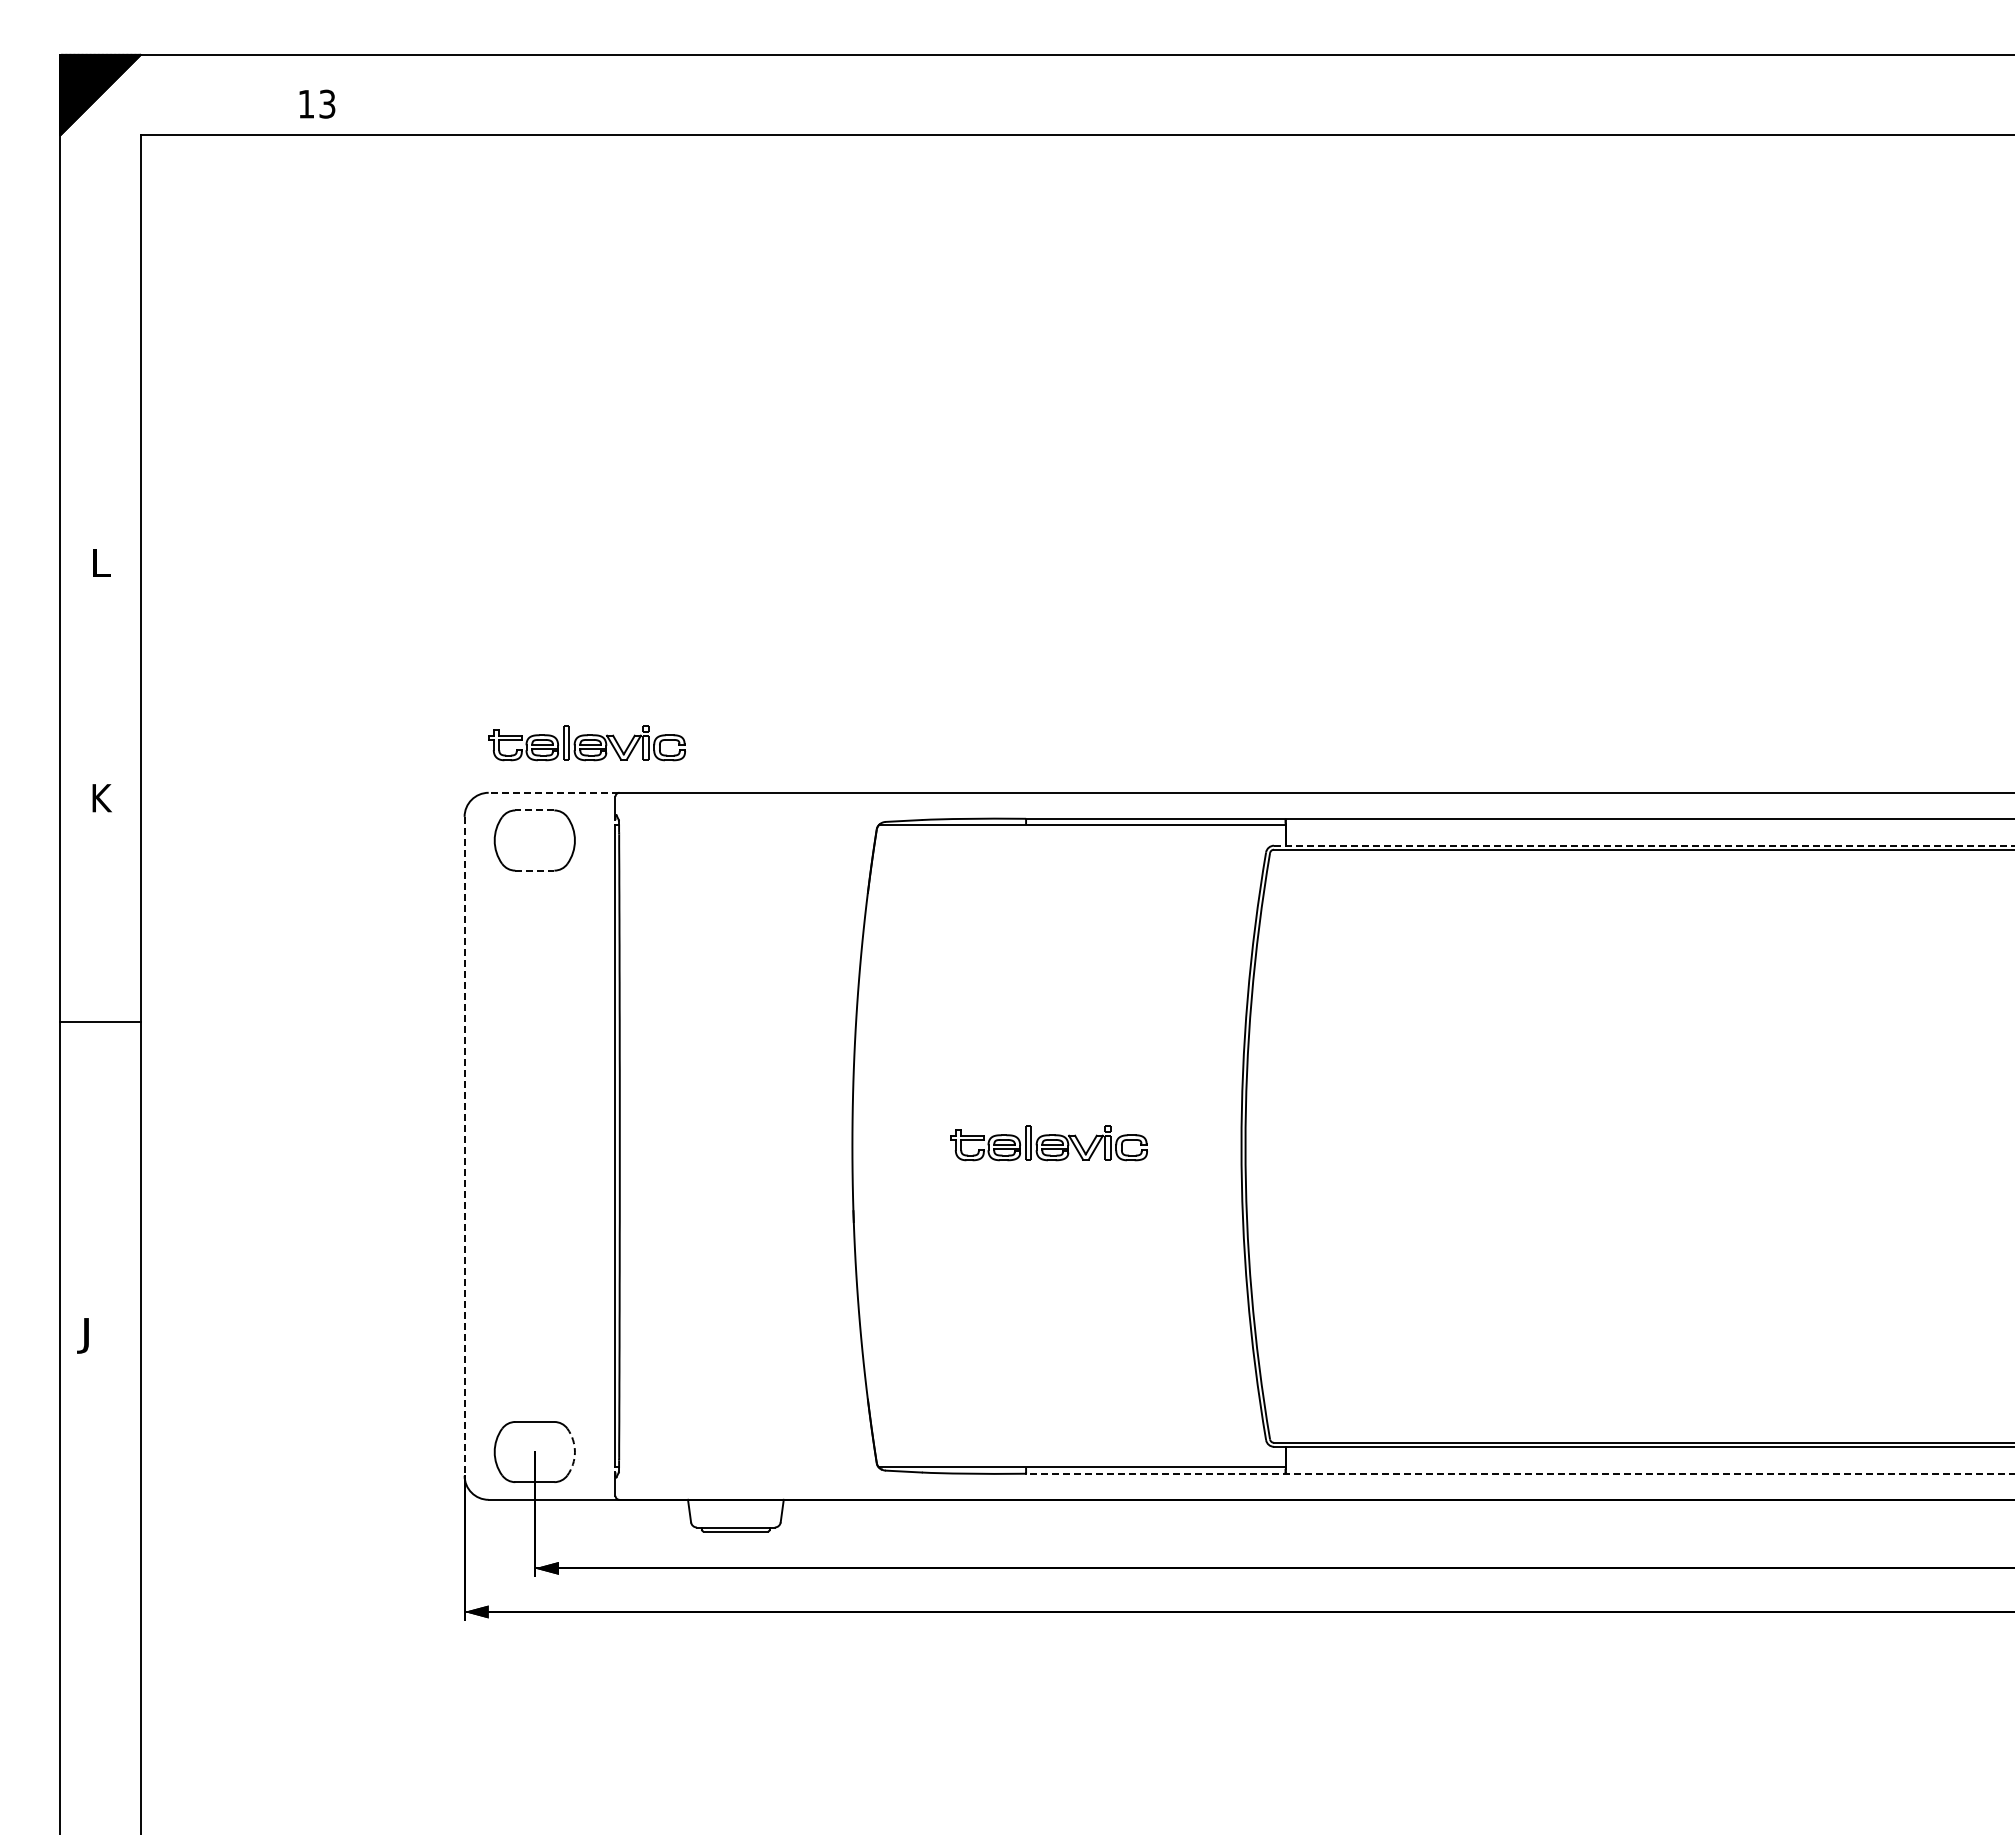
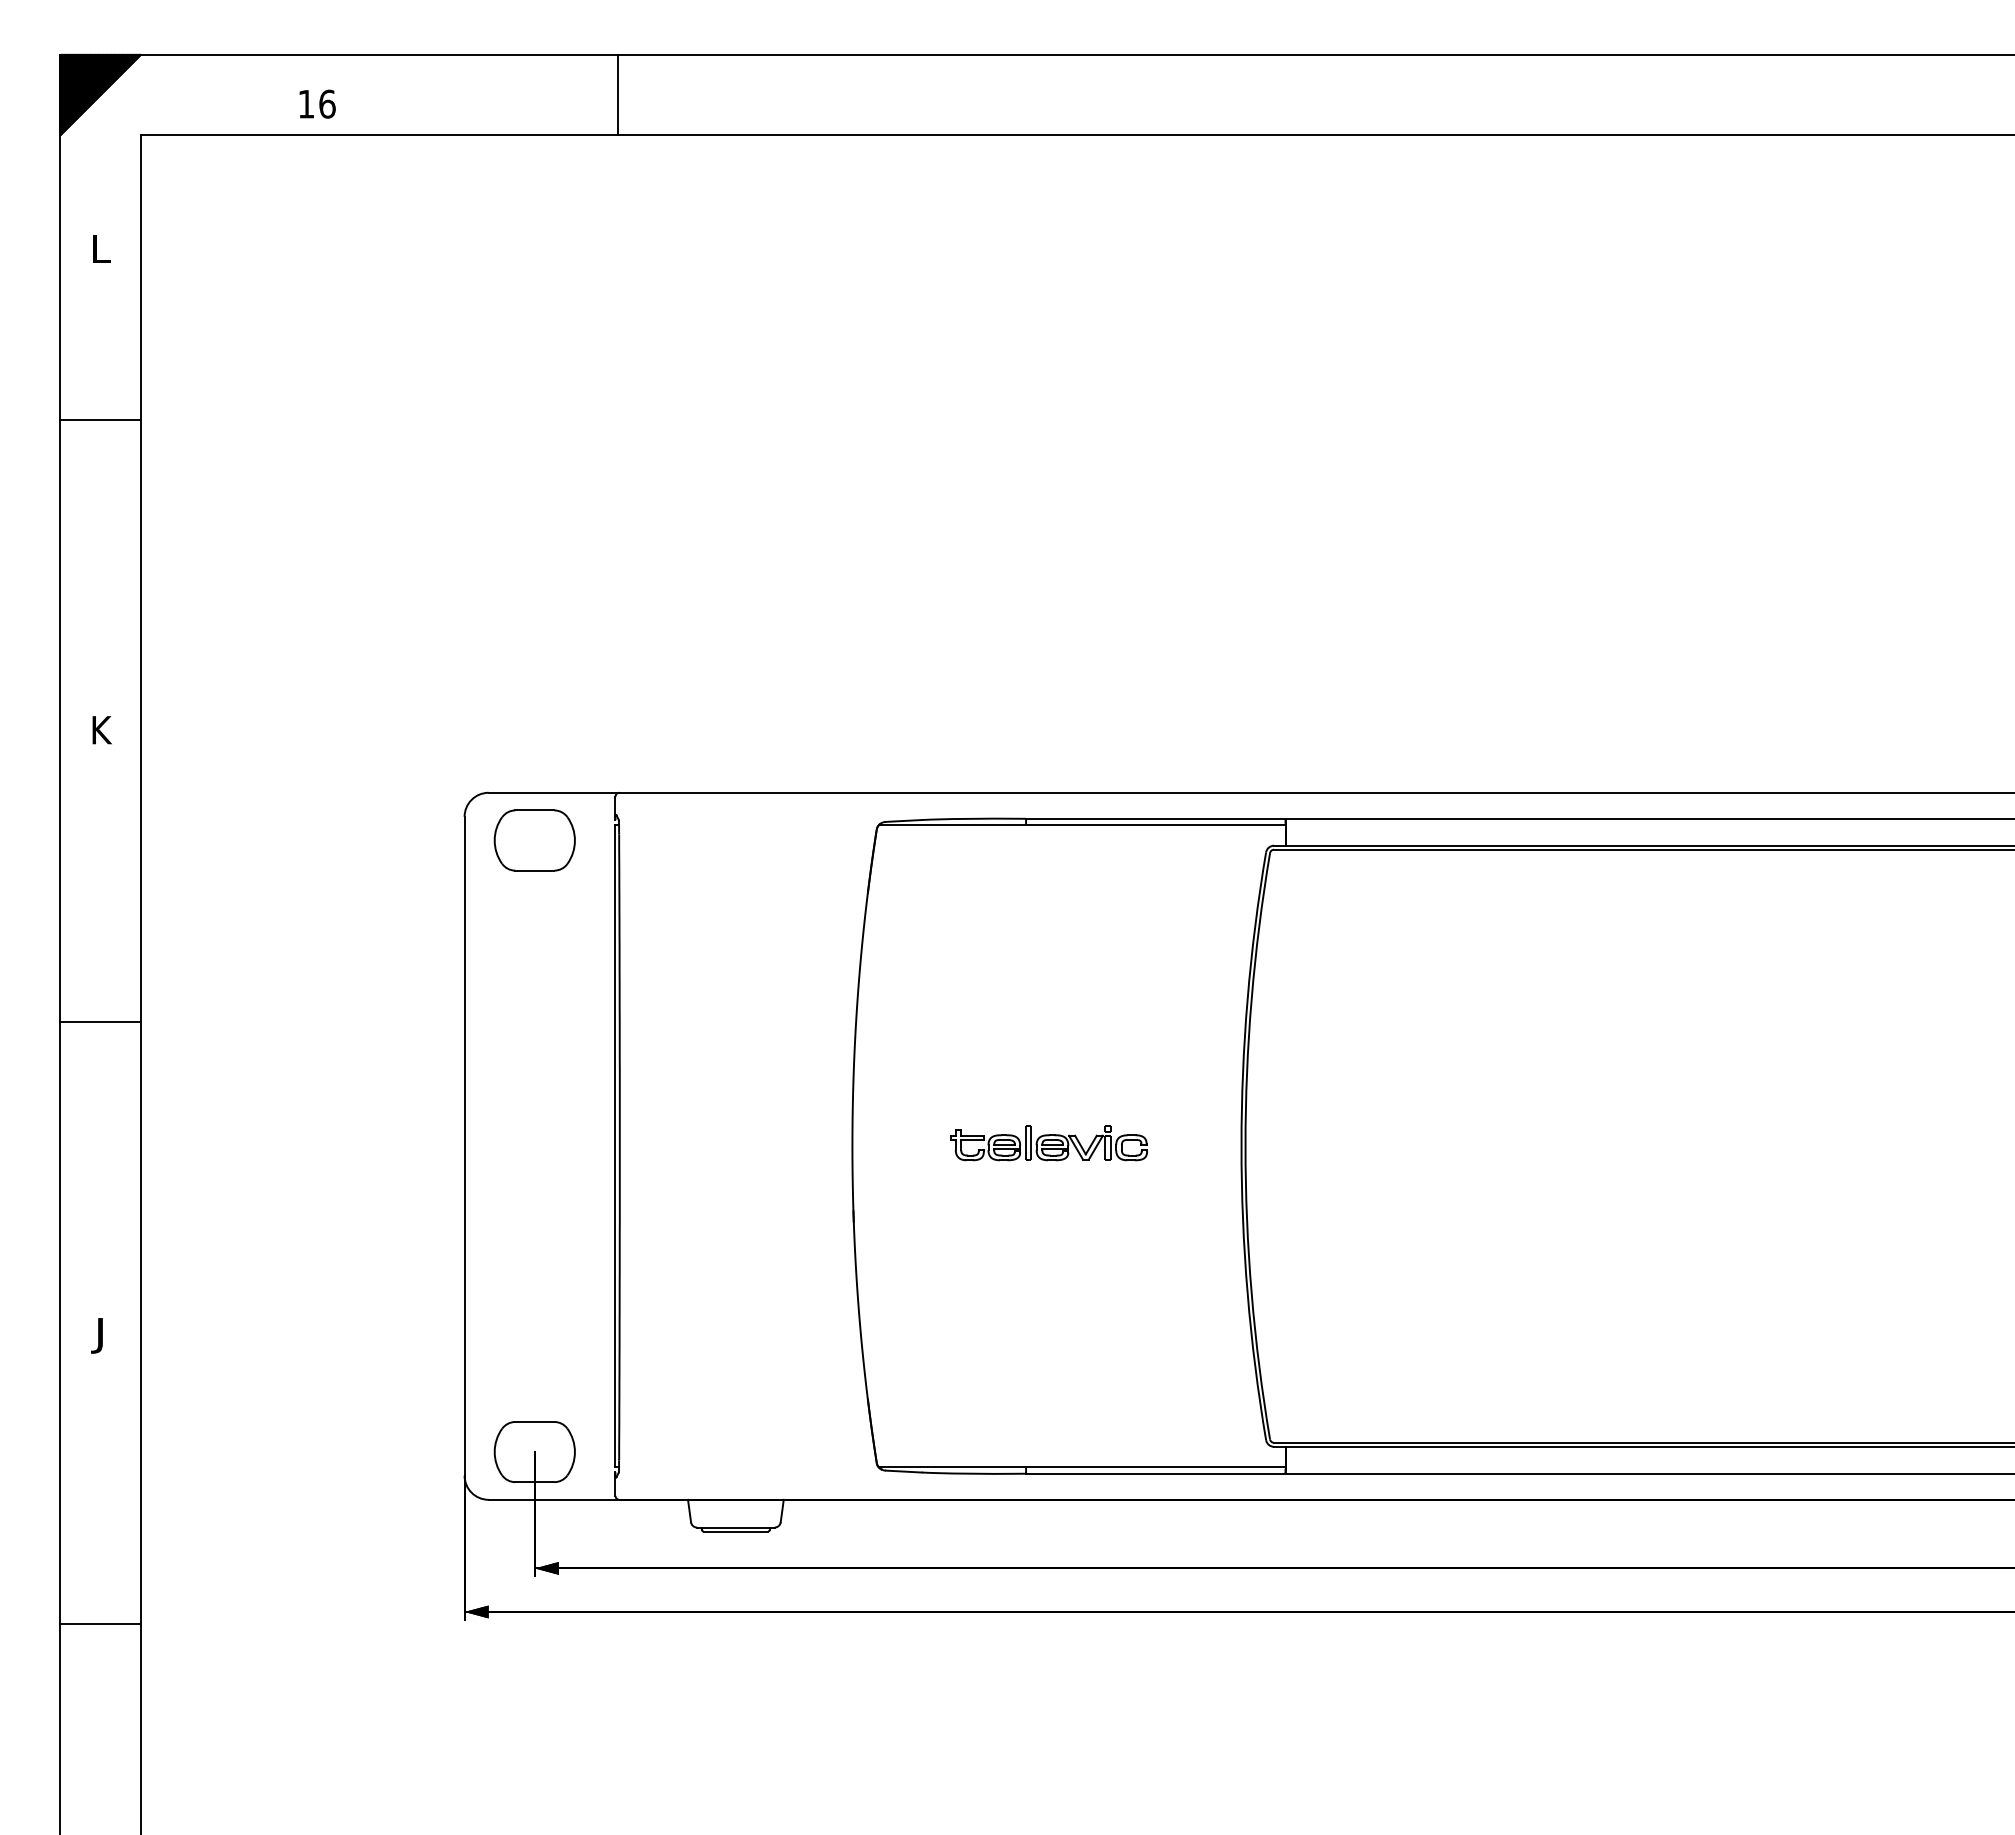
line: none -> present (618, 95)
text: 13 -> 16 (327, 103)
line: none -> present (100, 420)
text position: (101, 562) -> (101, 248) (101, 248)
part: present -> none (586, 743)
line: dashed -> solid (553, 792)
text position: (101, 798) -> (101, 730) (101, 730)
line: dashed -> solid (534, 810)
line: dashed -> solid (1645, 845)
line: dashed -> solid (534, 870)
line: dashed -> solid (464, 1146)
text position: (82, 1335) -> (96, 1335) (96, 1335)
arc: dashed -> solid (574, 1452)
line: dashed -> solid (1519, 1473)
line: none -> present (100, 1623)
